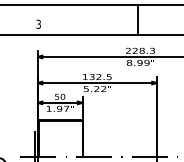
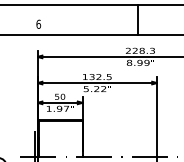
text: 3 -> 6 (38, 23)
